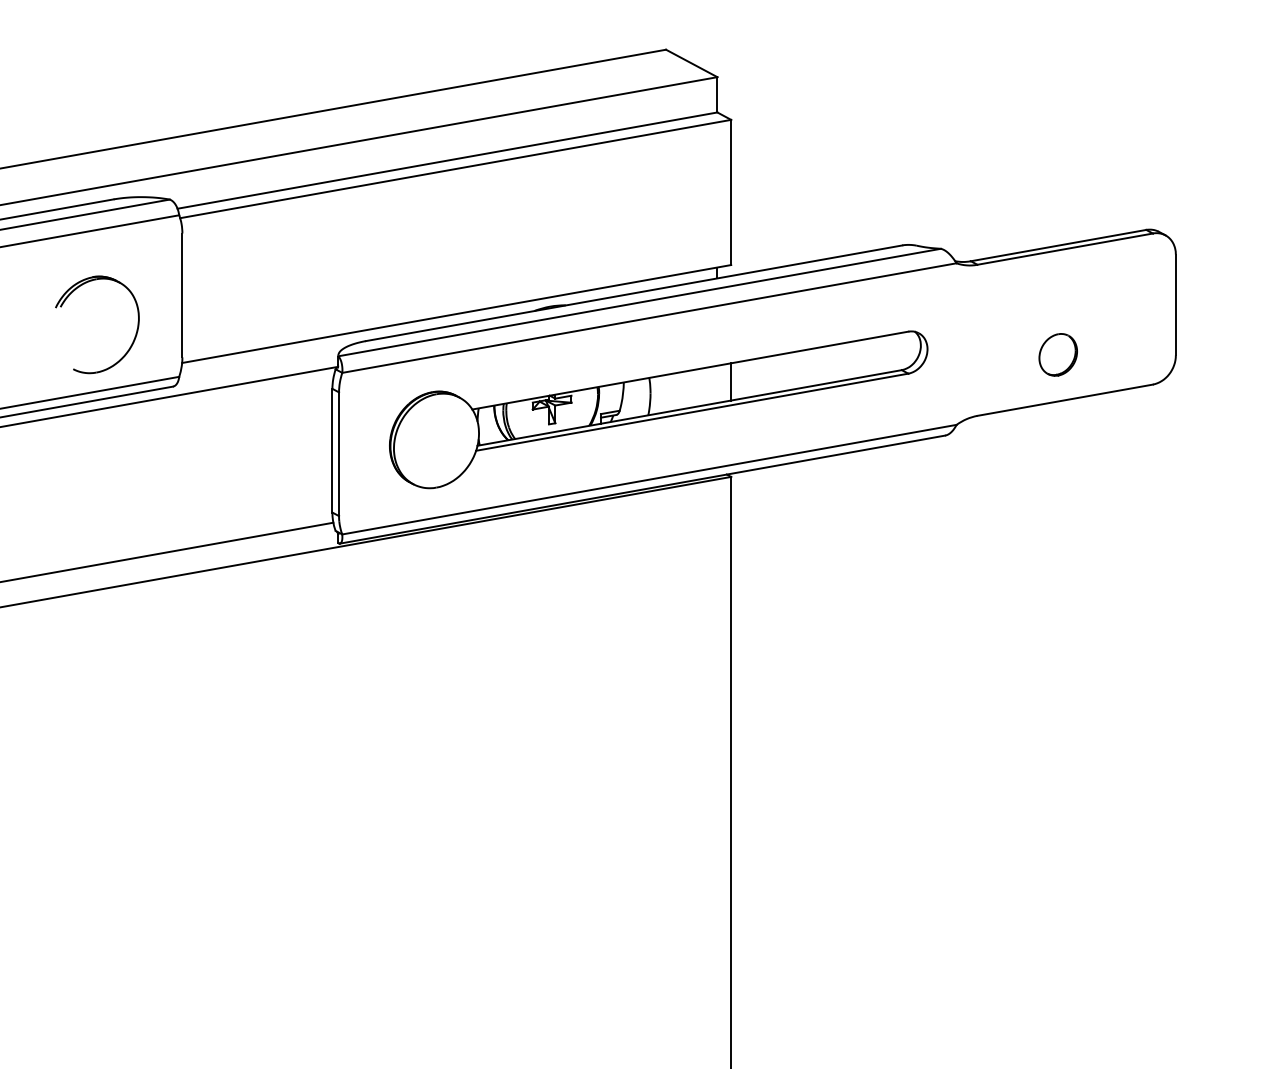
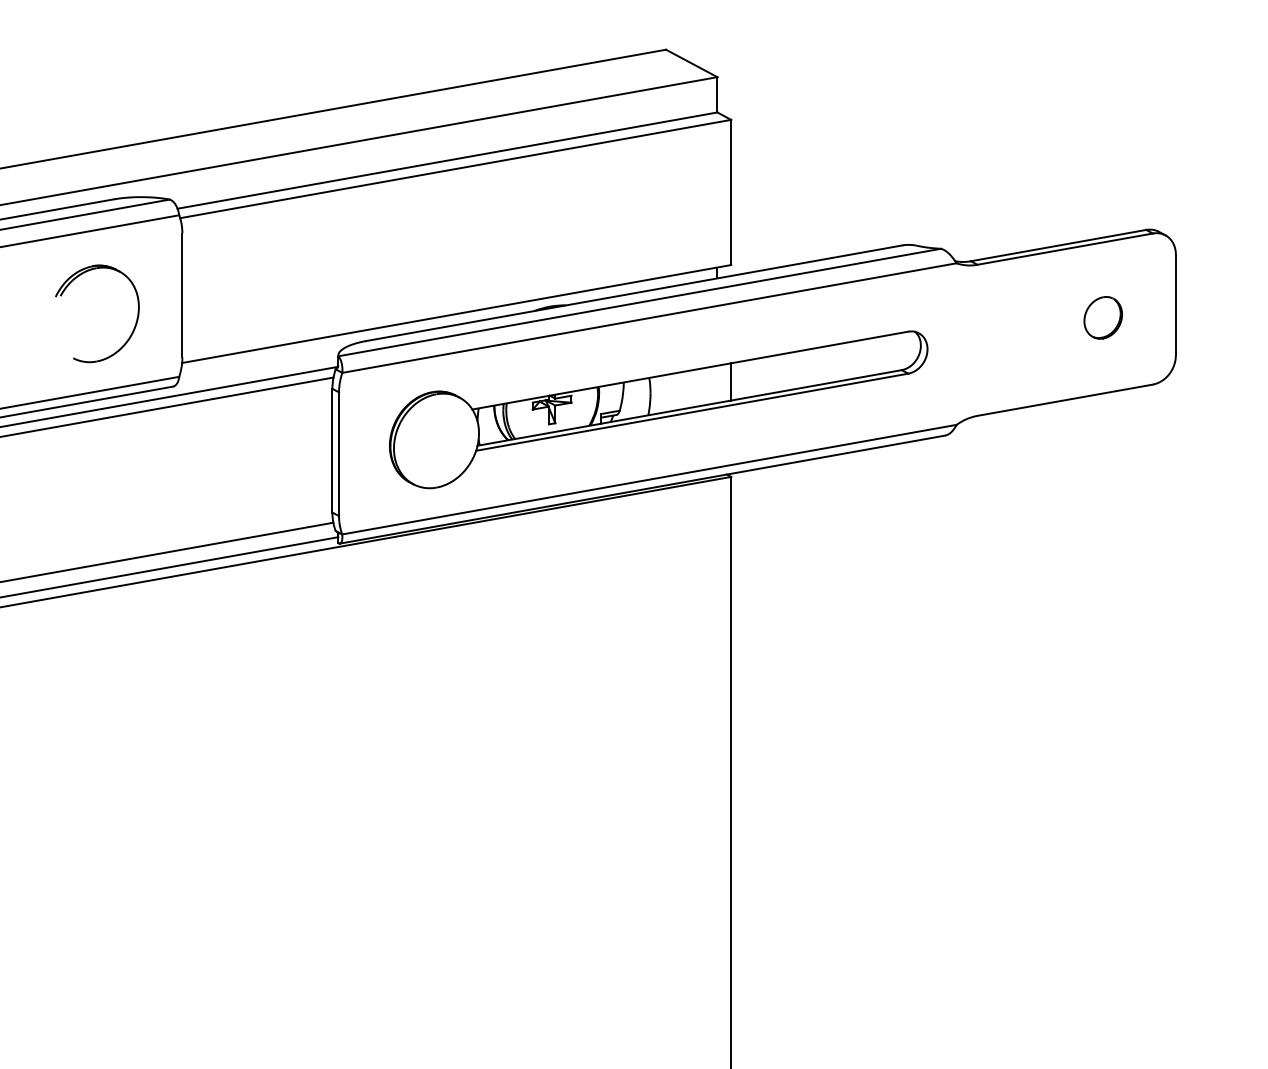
part position: (134, 336) -> (134, 325) (134, 325)
part position: (1057, 354) -> (1102, 317) (1102, 317)
line: none -> present (167, 406)
line: none -> present (170, 567)
